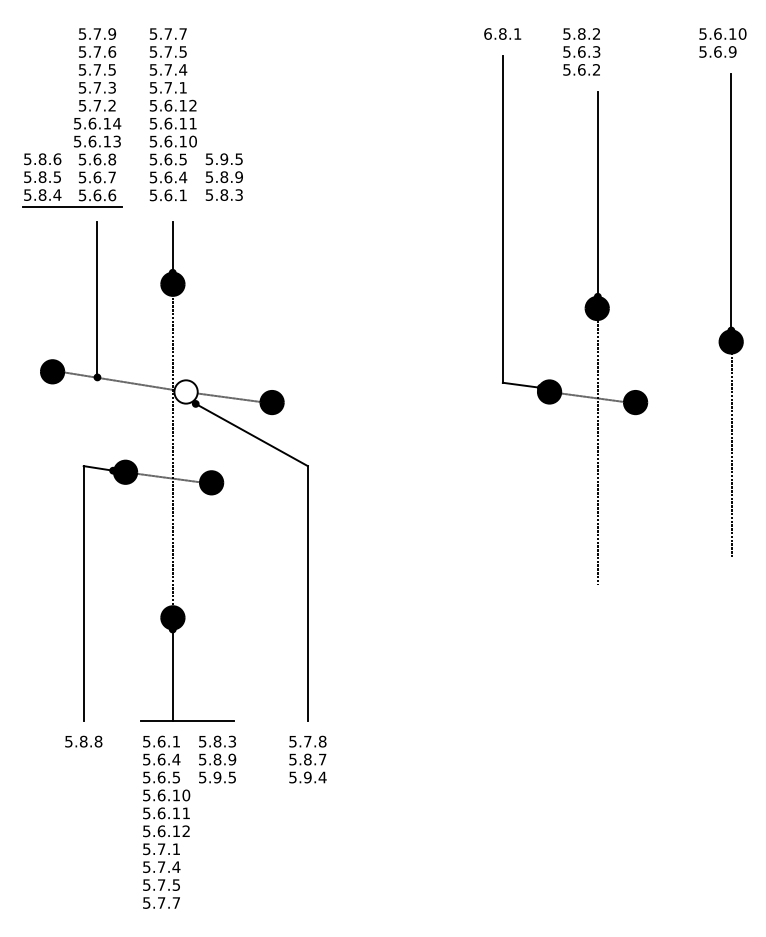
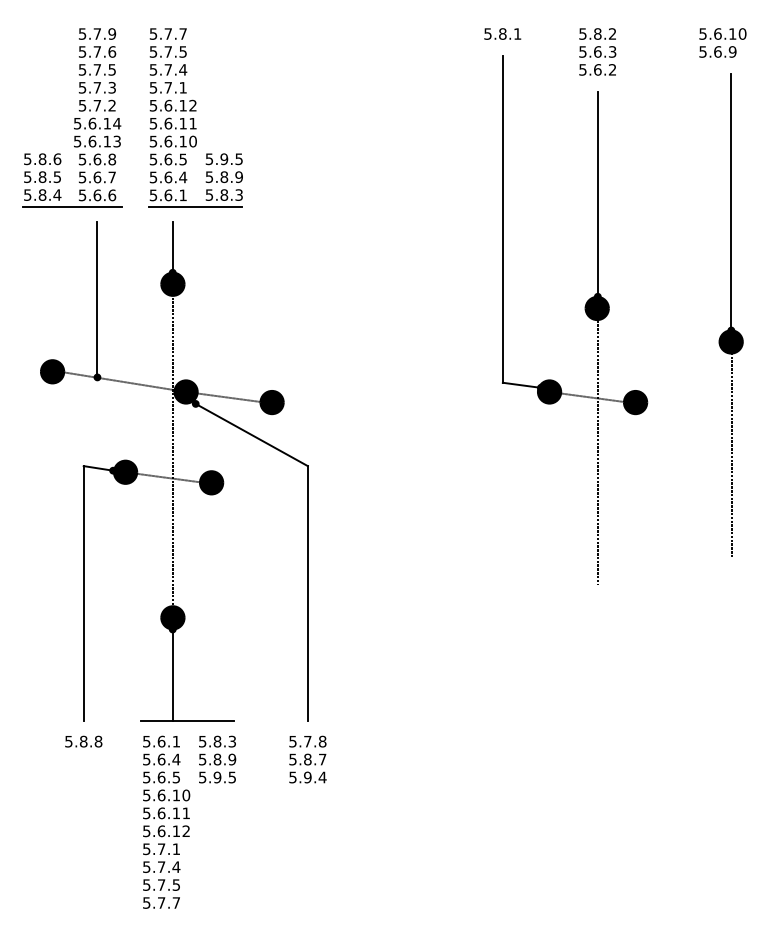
text: 6.8.1 -> 5.8.1 (487, 33)
text position: (581, 51) -> (597, 51) (597, 51)
line: none -> present (195, 207)
fill: none -> present (185, 391)
